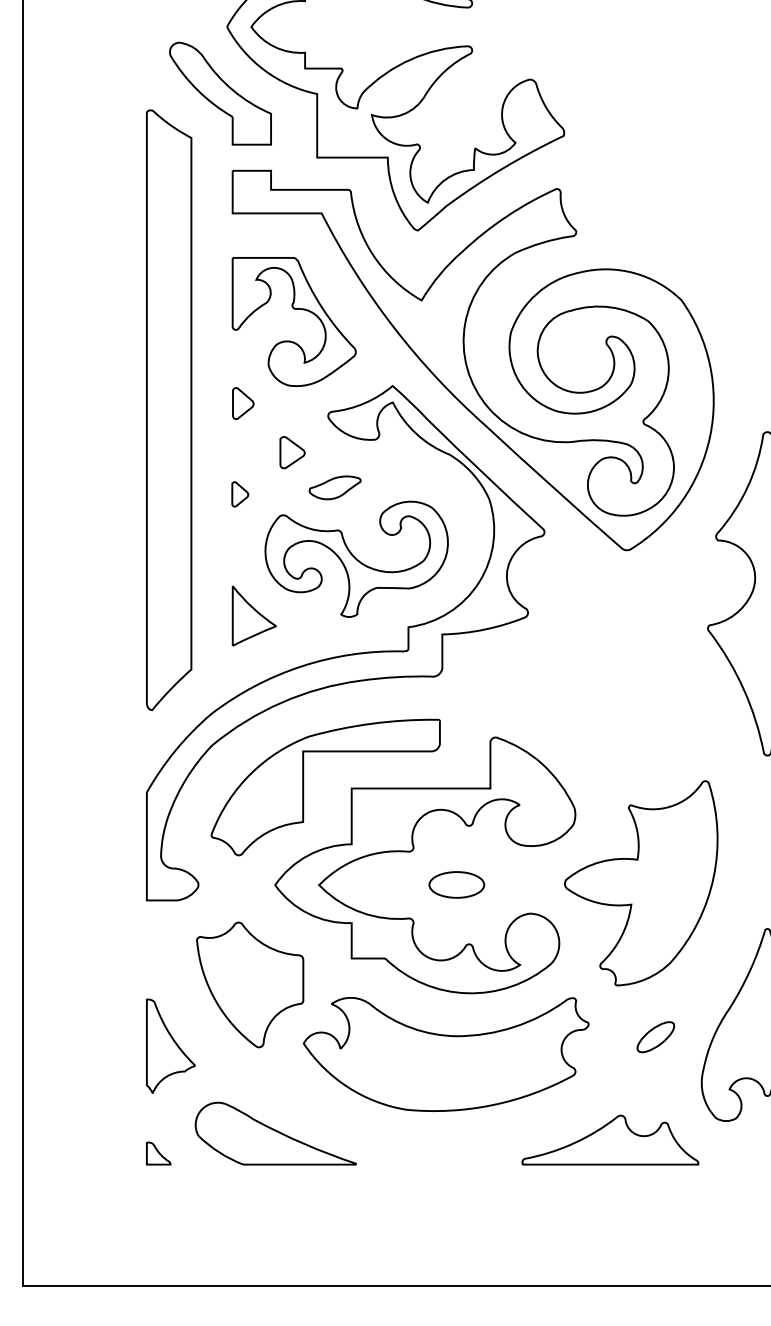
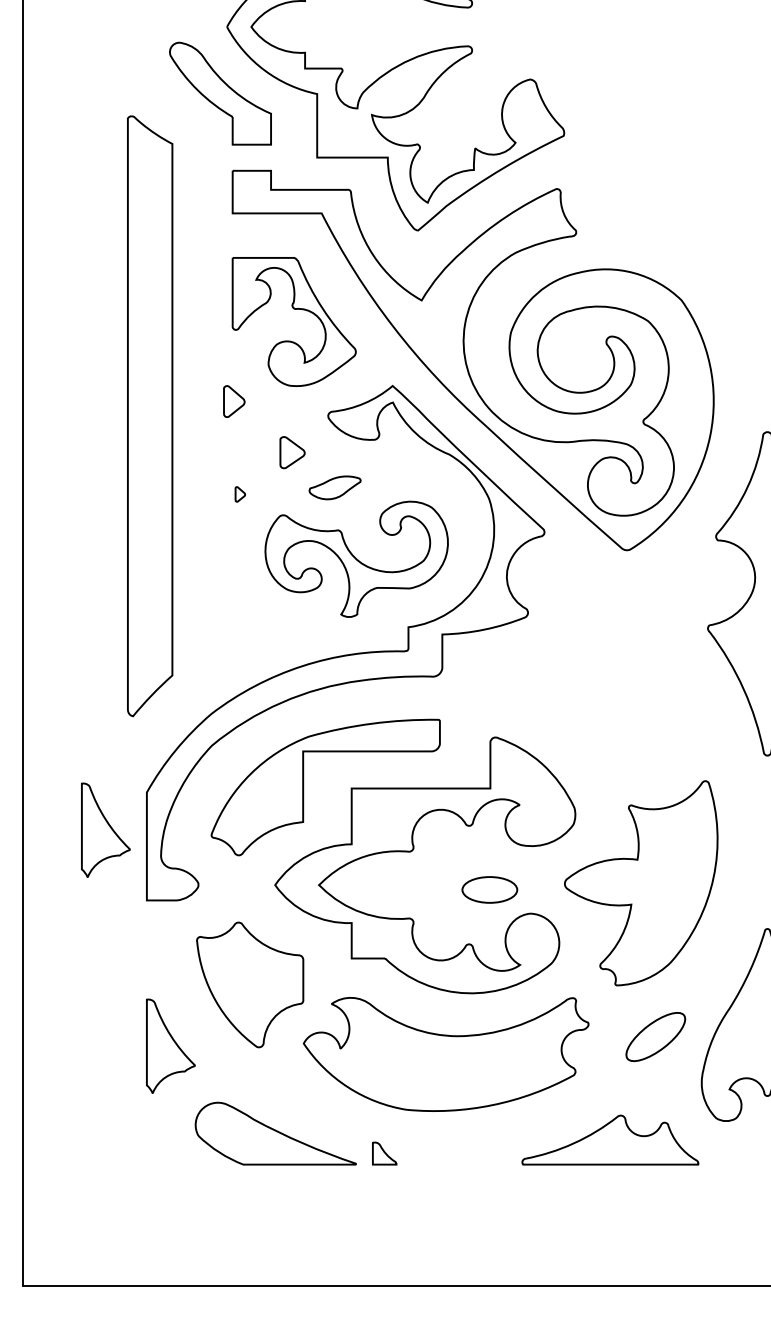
part position: (243, 403) -> (234, 401) (234, 401)
part position: (169, 410) -> (150, 416) (150, 416)
part size: 19x27 px -> 12x17 px (239, 494)
part: present -> none (253, 615)
part: none -> present (105, 829)
part position: (456, 884) -> (489, 889) (489, 889)
part size: 40x33 px -> 62x51 px (655, 1037)
part position: (158, 1153) -> (384, 1153) (384, 1153)
